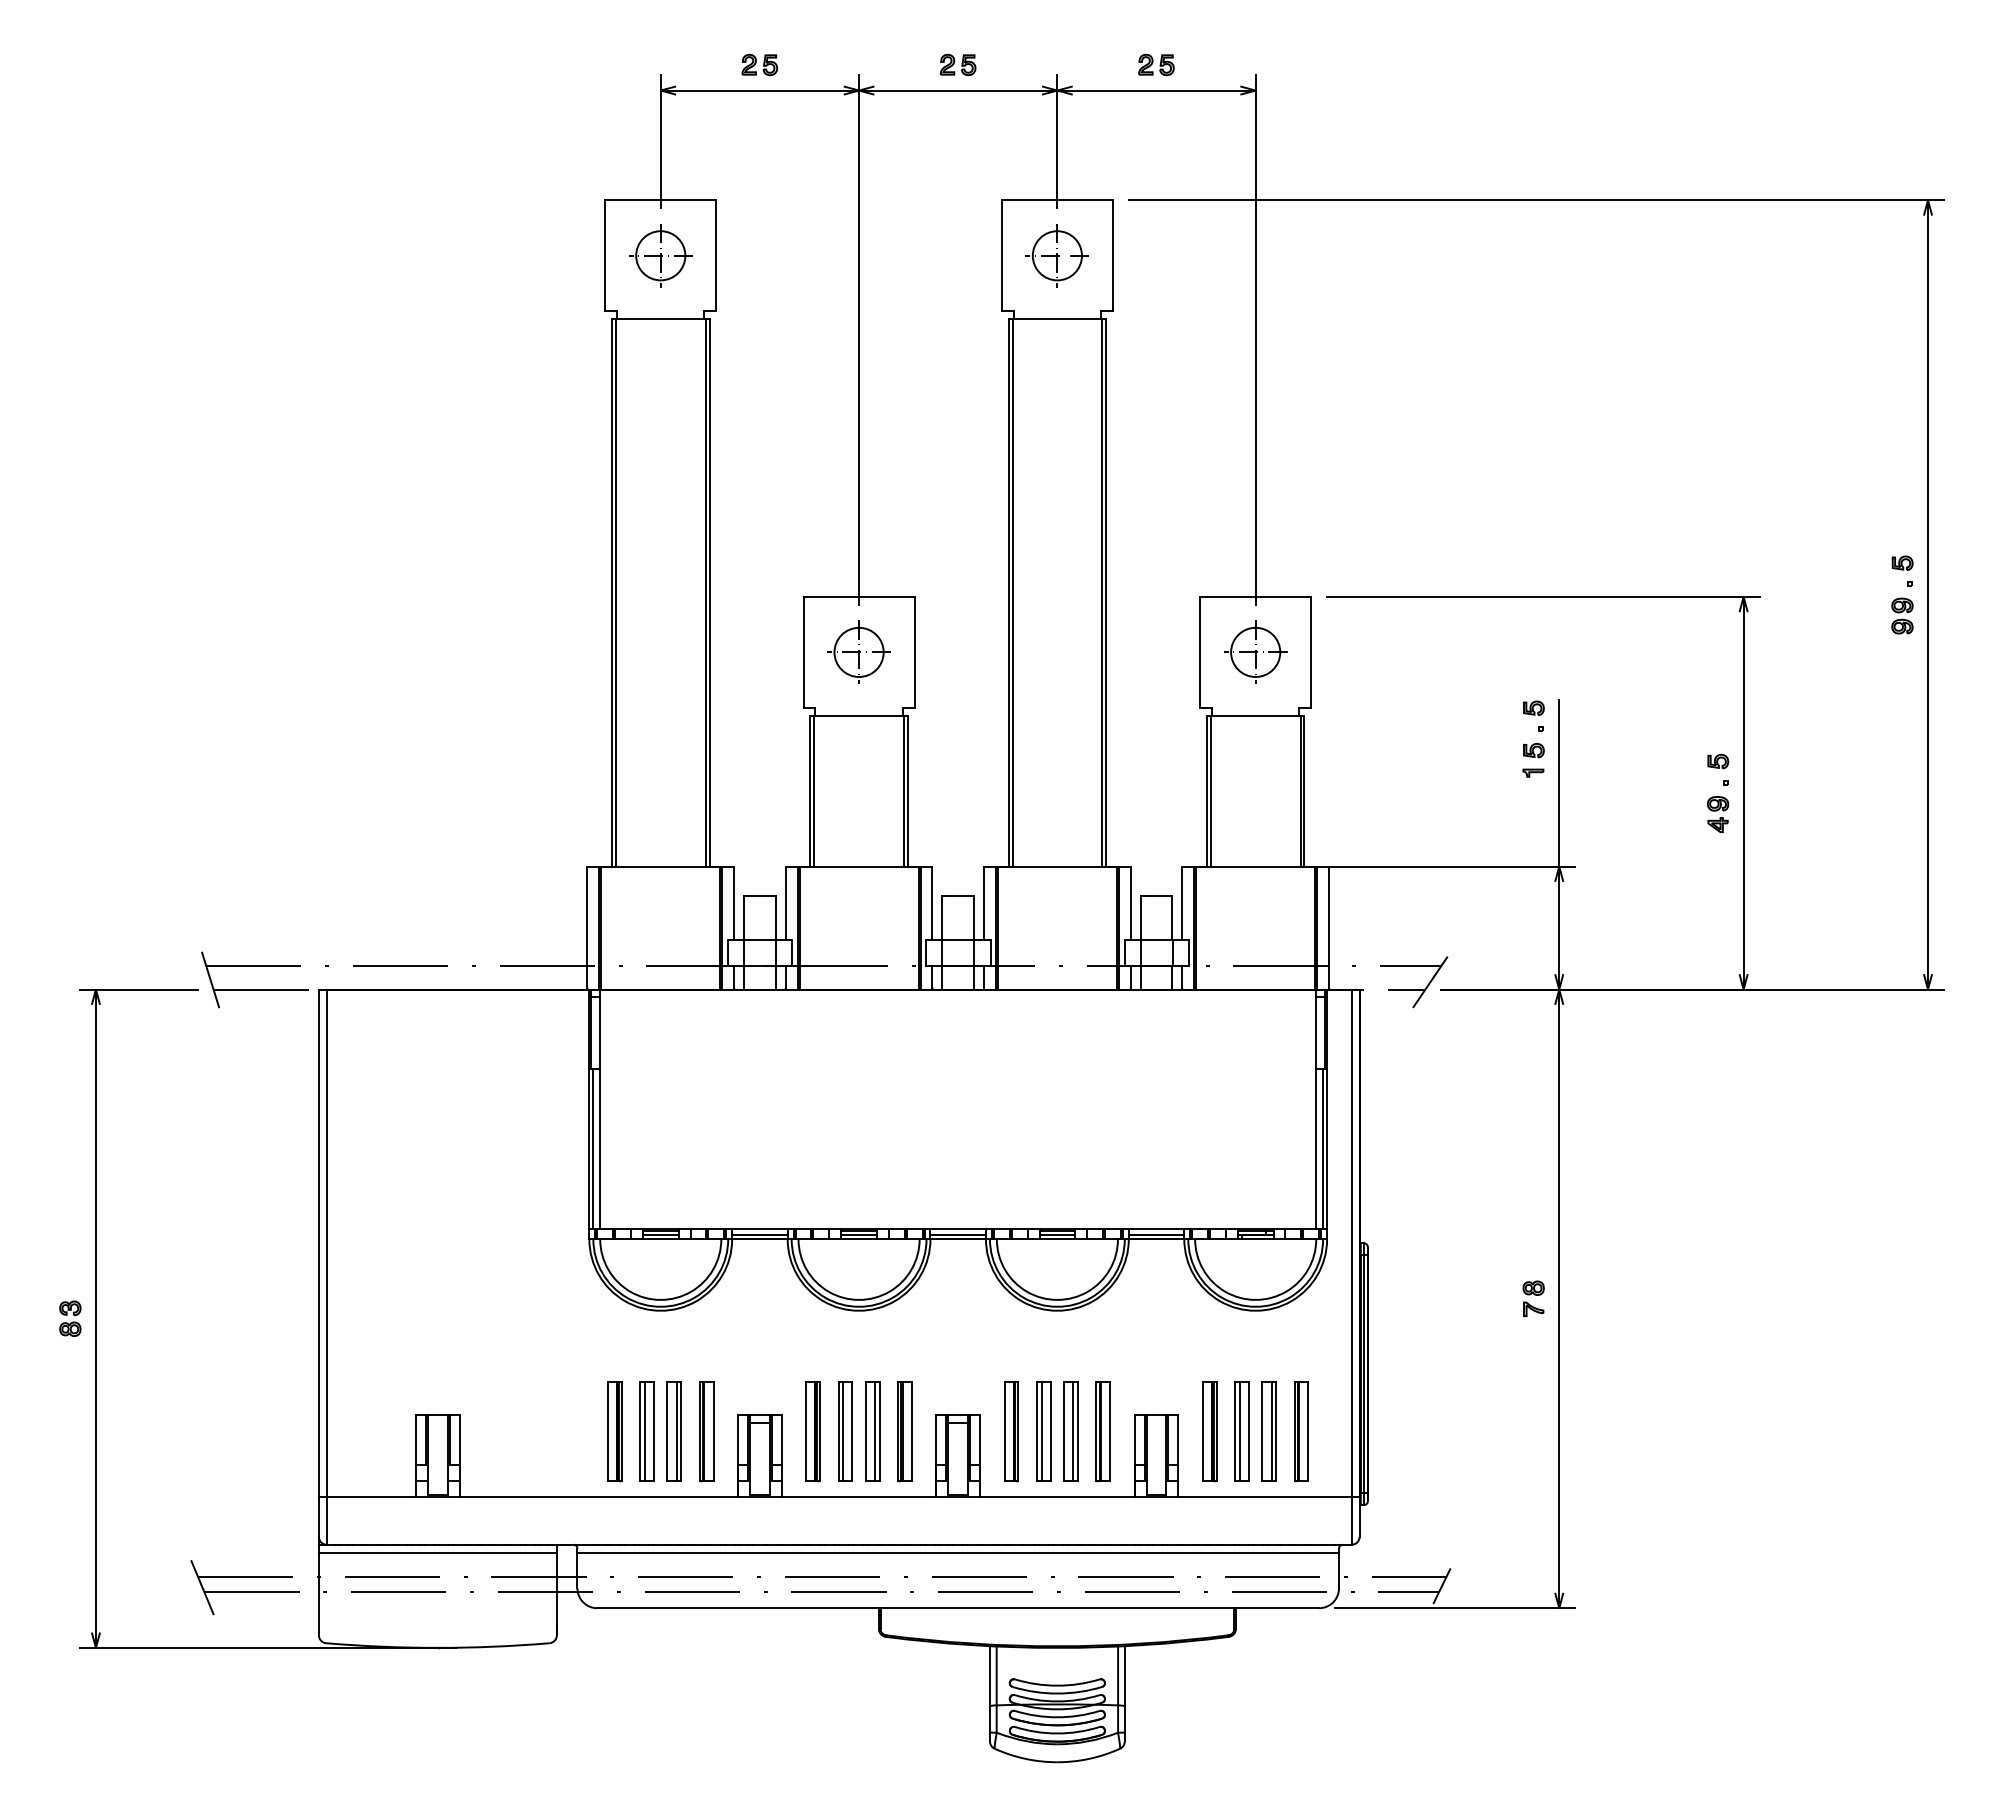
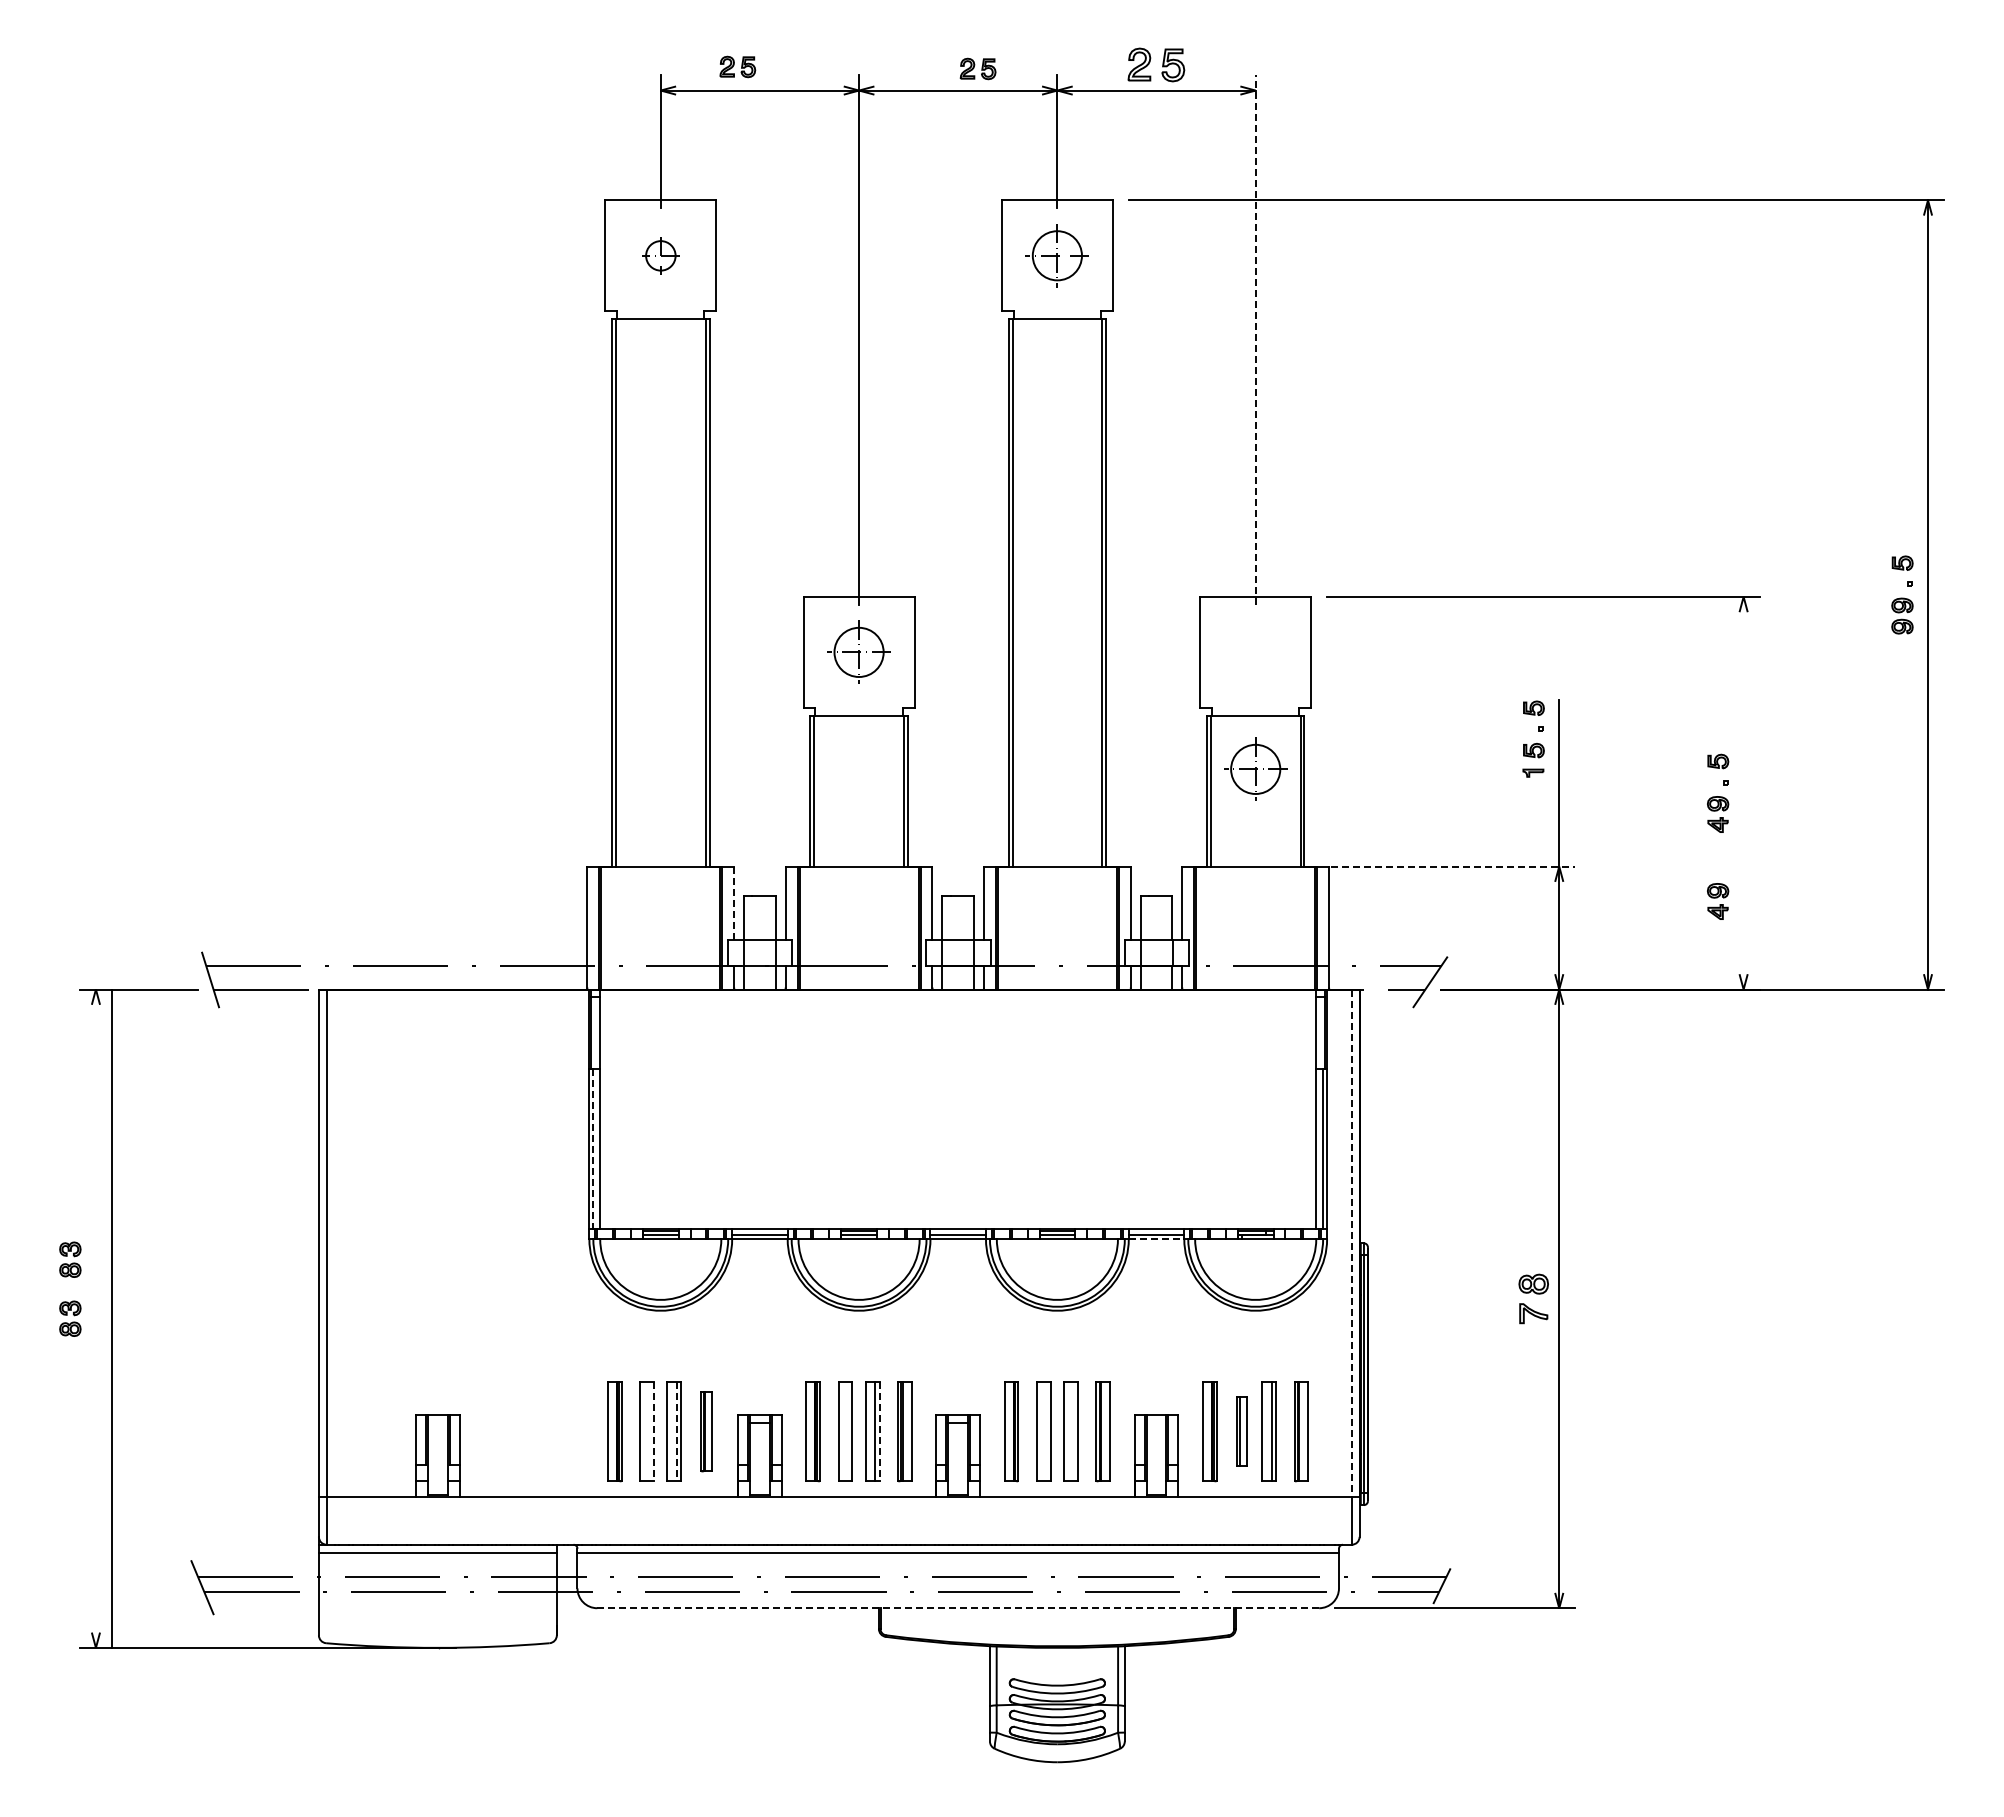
part position: (759, 64) -> (737, 66) (737, 66)
part position: (957, 64) -> (977, 68) (977, 68)
part size: 37x24 px -> 59x36 px (1156, 64)
part size: 64x64 px -> 38x38 px (660, 255)
line: solid -> dashed (1255, 339)
part position: (1255, 651) -> (1255, 768) (1255, 768)
line: present -> none (1743, 792)
line: solid -> dashed (1453, 866)
part: none -> present (1718, 901)
line: solid -> dashed (734, 903)
line: solid -> dashed (593, 1148)
line: solid -> dashed (1156, 1239)
line: solid -> dashed (1351, 1243)
part: none -> present (70, 1259)
part size: 23x37 px -> 31x52 px (1533, 1298)
line position: (95, 1318) -> (111, 1318) (111, 1318)
line: present -> none (644, 1431)
line: solid -> dashed (654, 1431)
line: solid -> dashed (676, 1431)
part size: 16x102 px -> 13x82 px (706, 1431)
line: present -> none (843, 1431)
line: solid -> dashed (879, 1431)
line: present -> none (1041, 1431)
line: present -> none (1073, 1431)
part size: 16x101 px -> 12x71 px (1241, 1431)
line: solid -> dashed (958, 1608)
